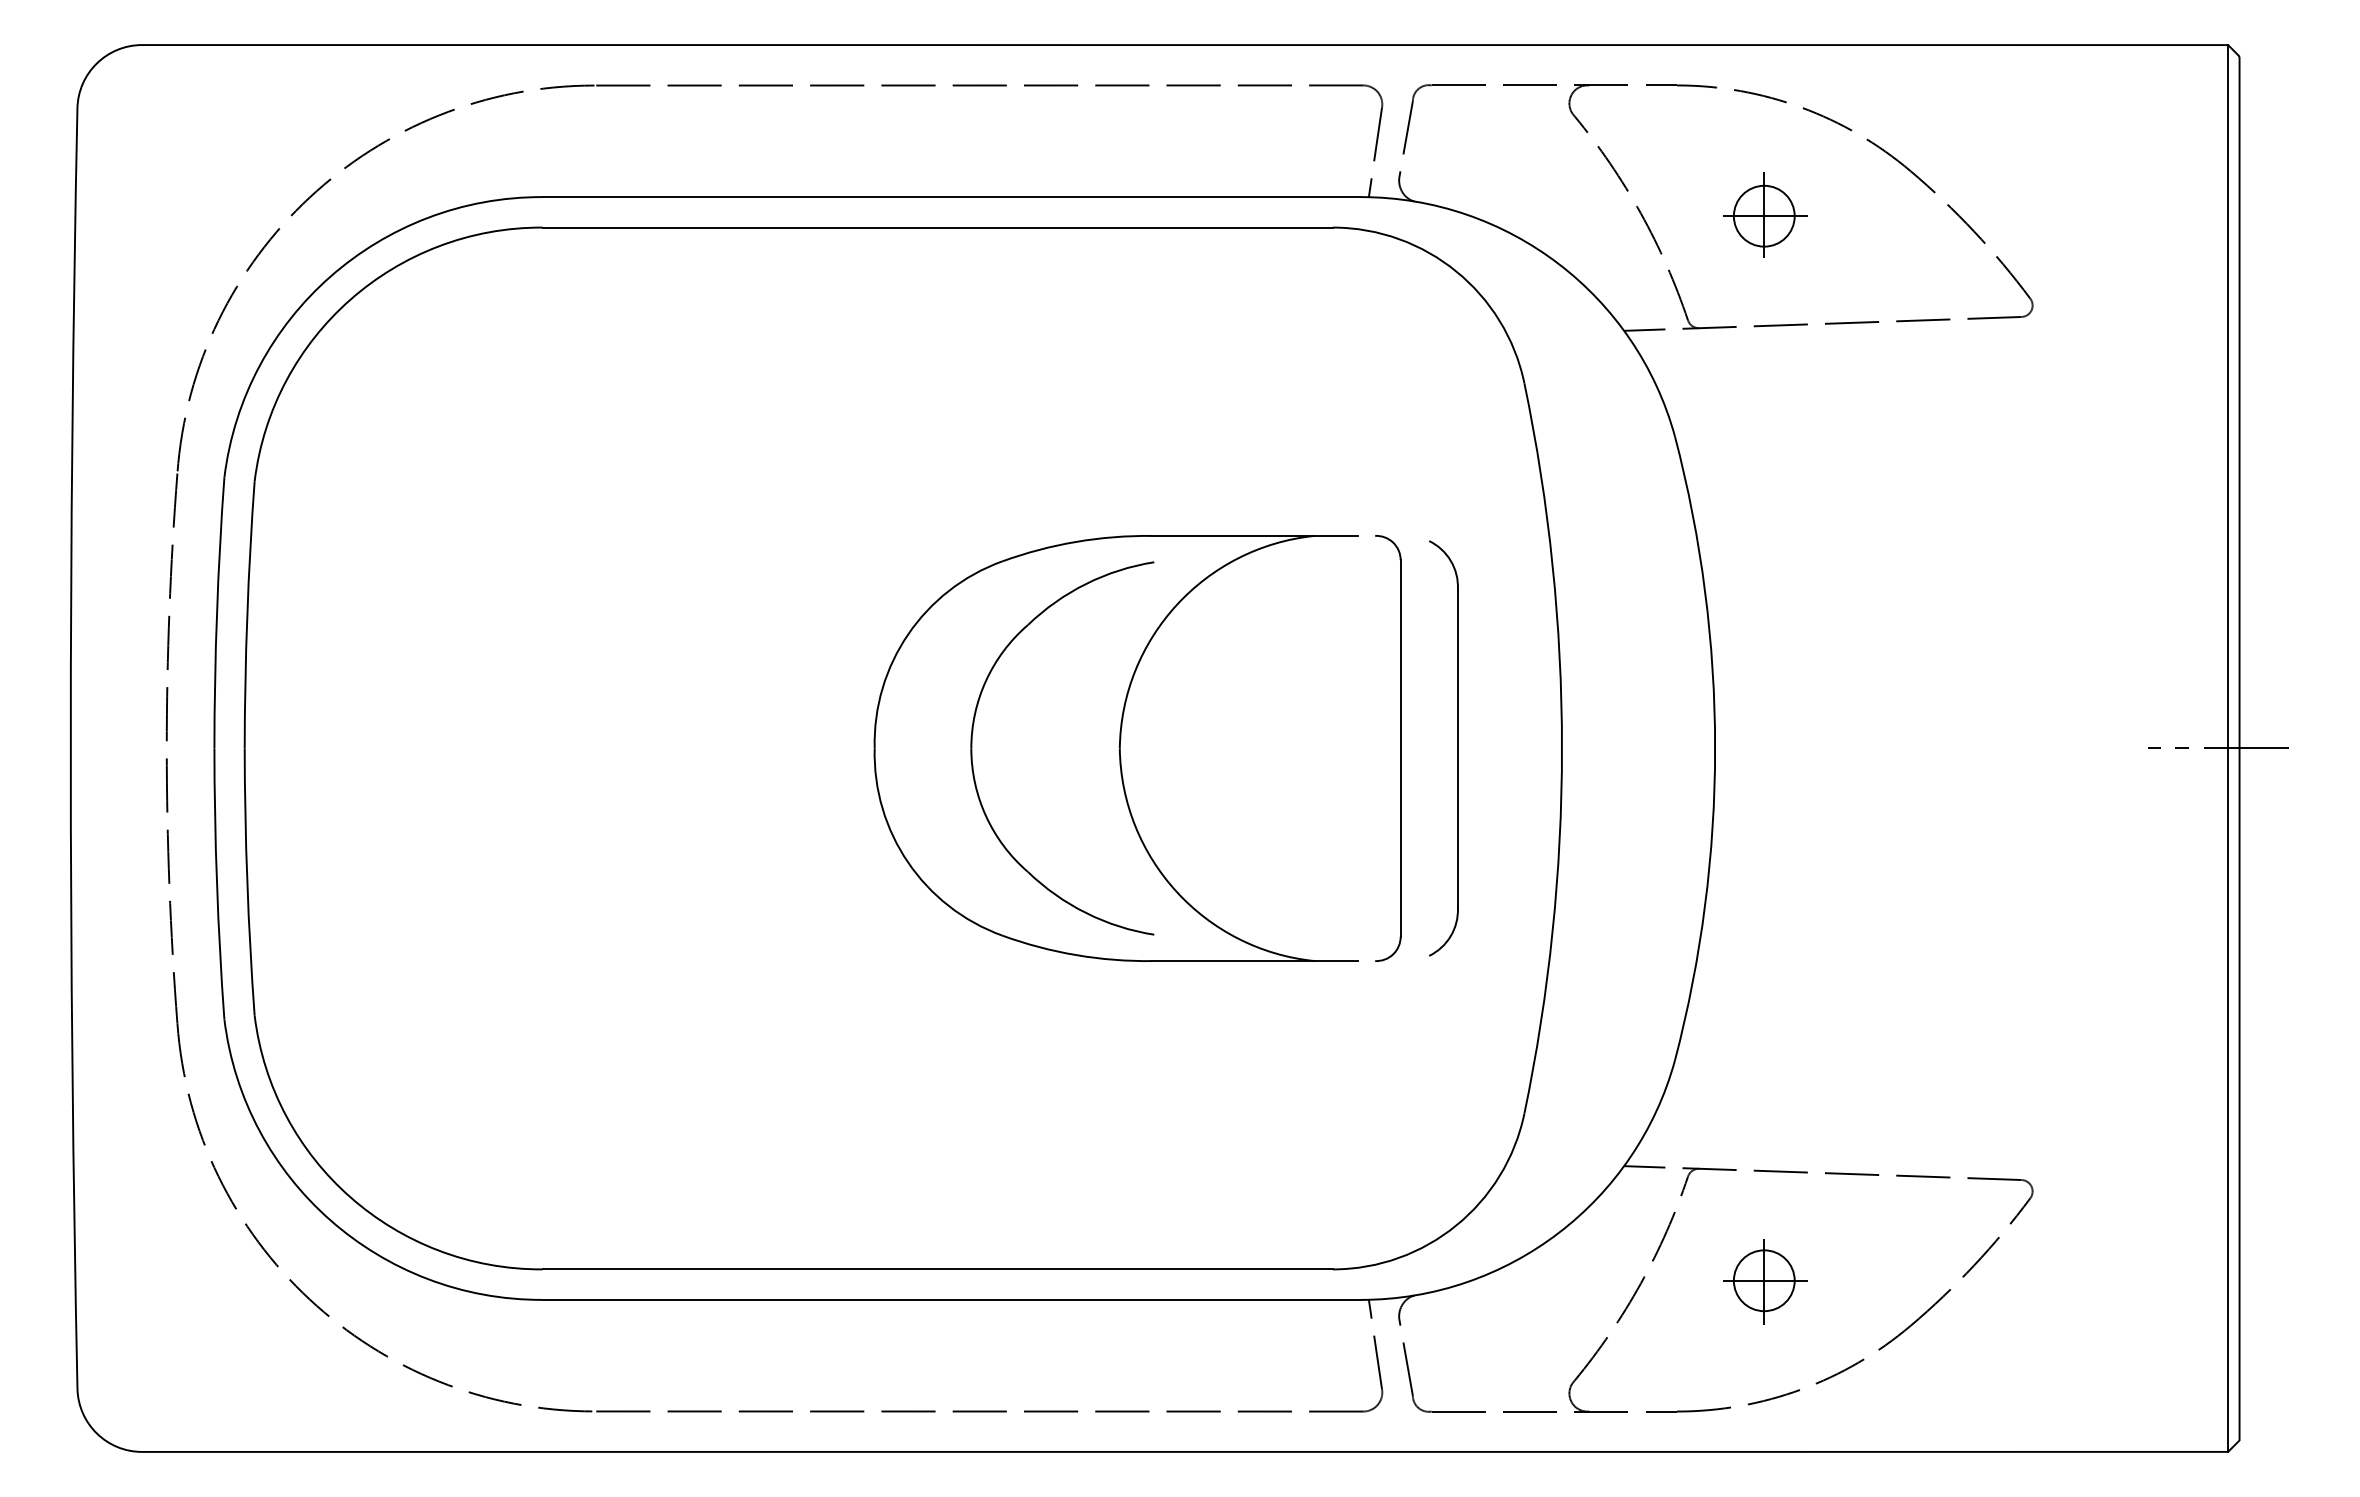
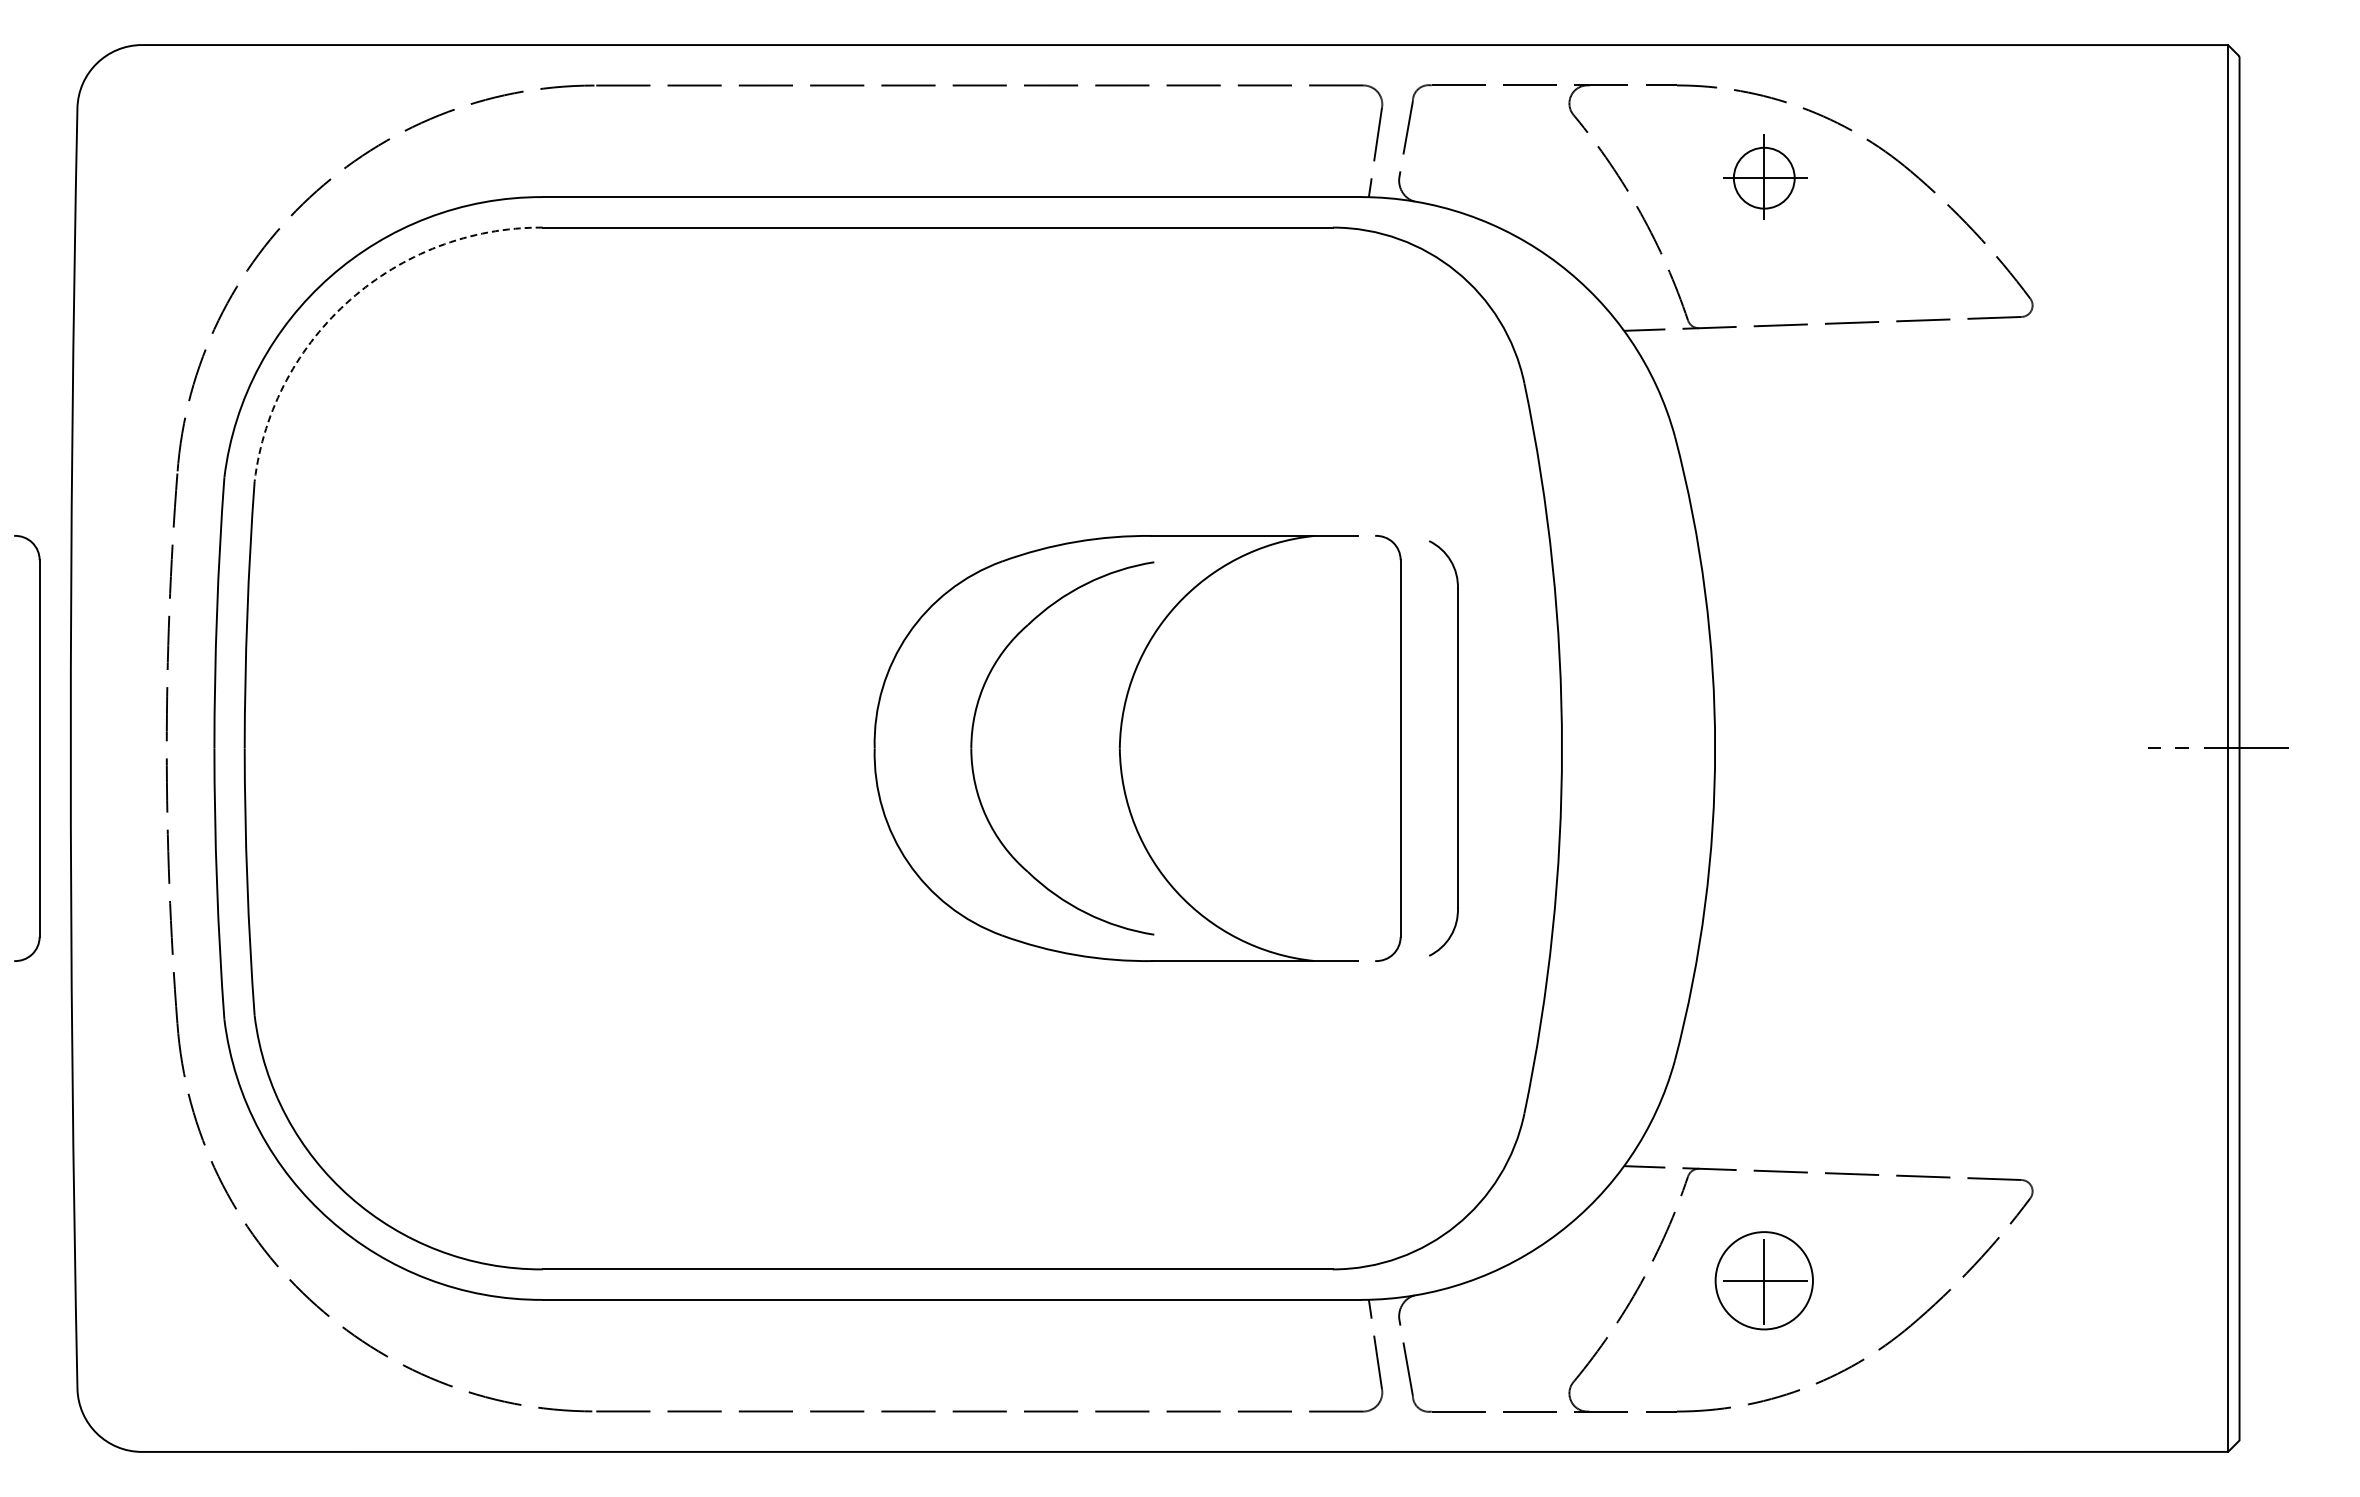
part position: (1765, 214) -> (1765, 176) (1765, 176)
arc: solid -> dashed (350, 299)
part: none -> present (39, 748)
circle diameter: 61 px -> 97 px (1763, 1280)
